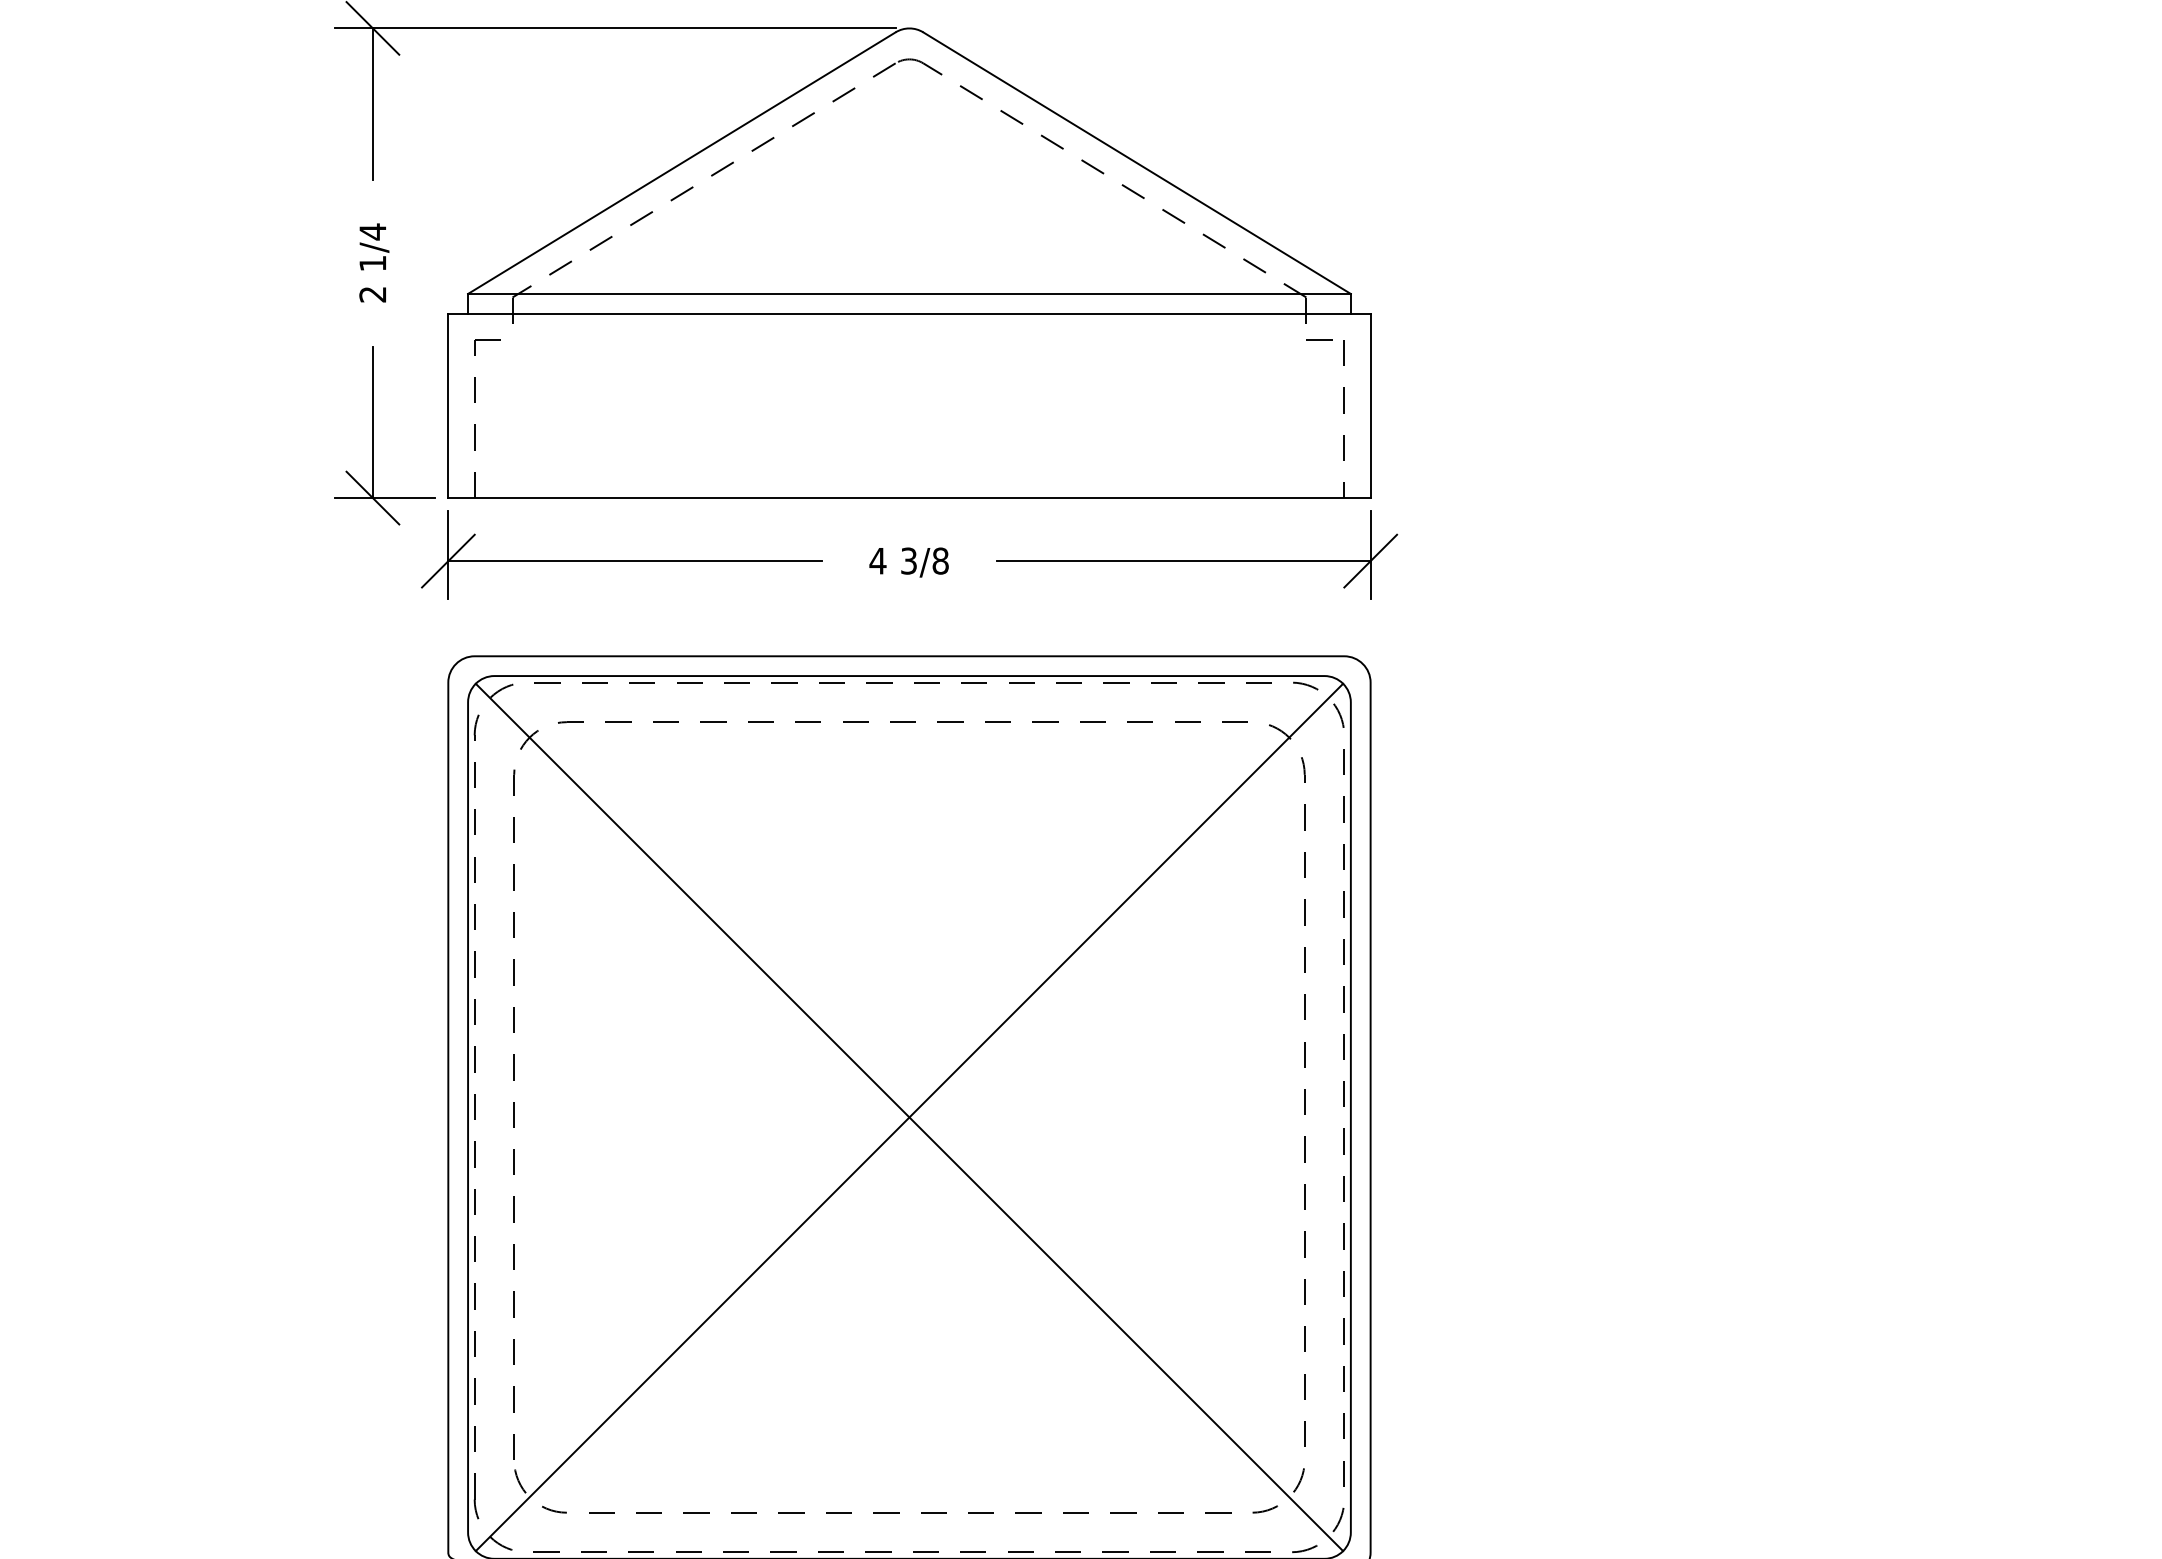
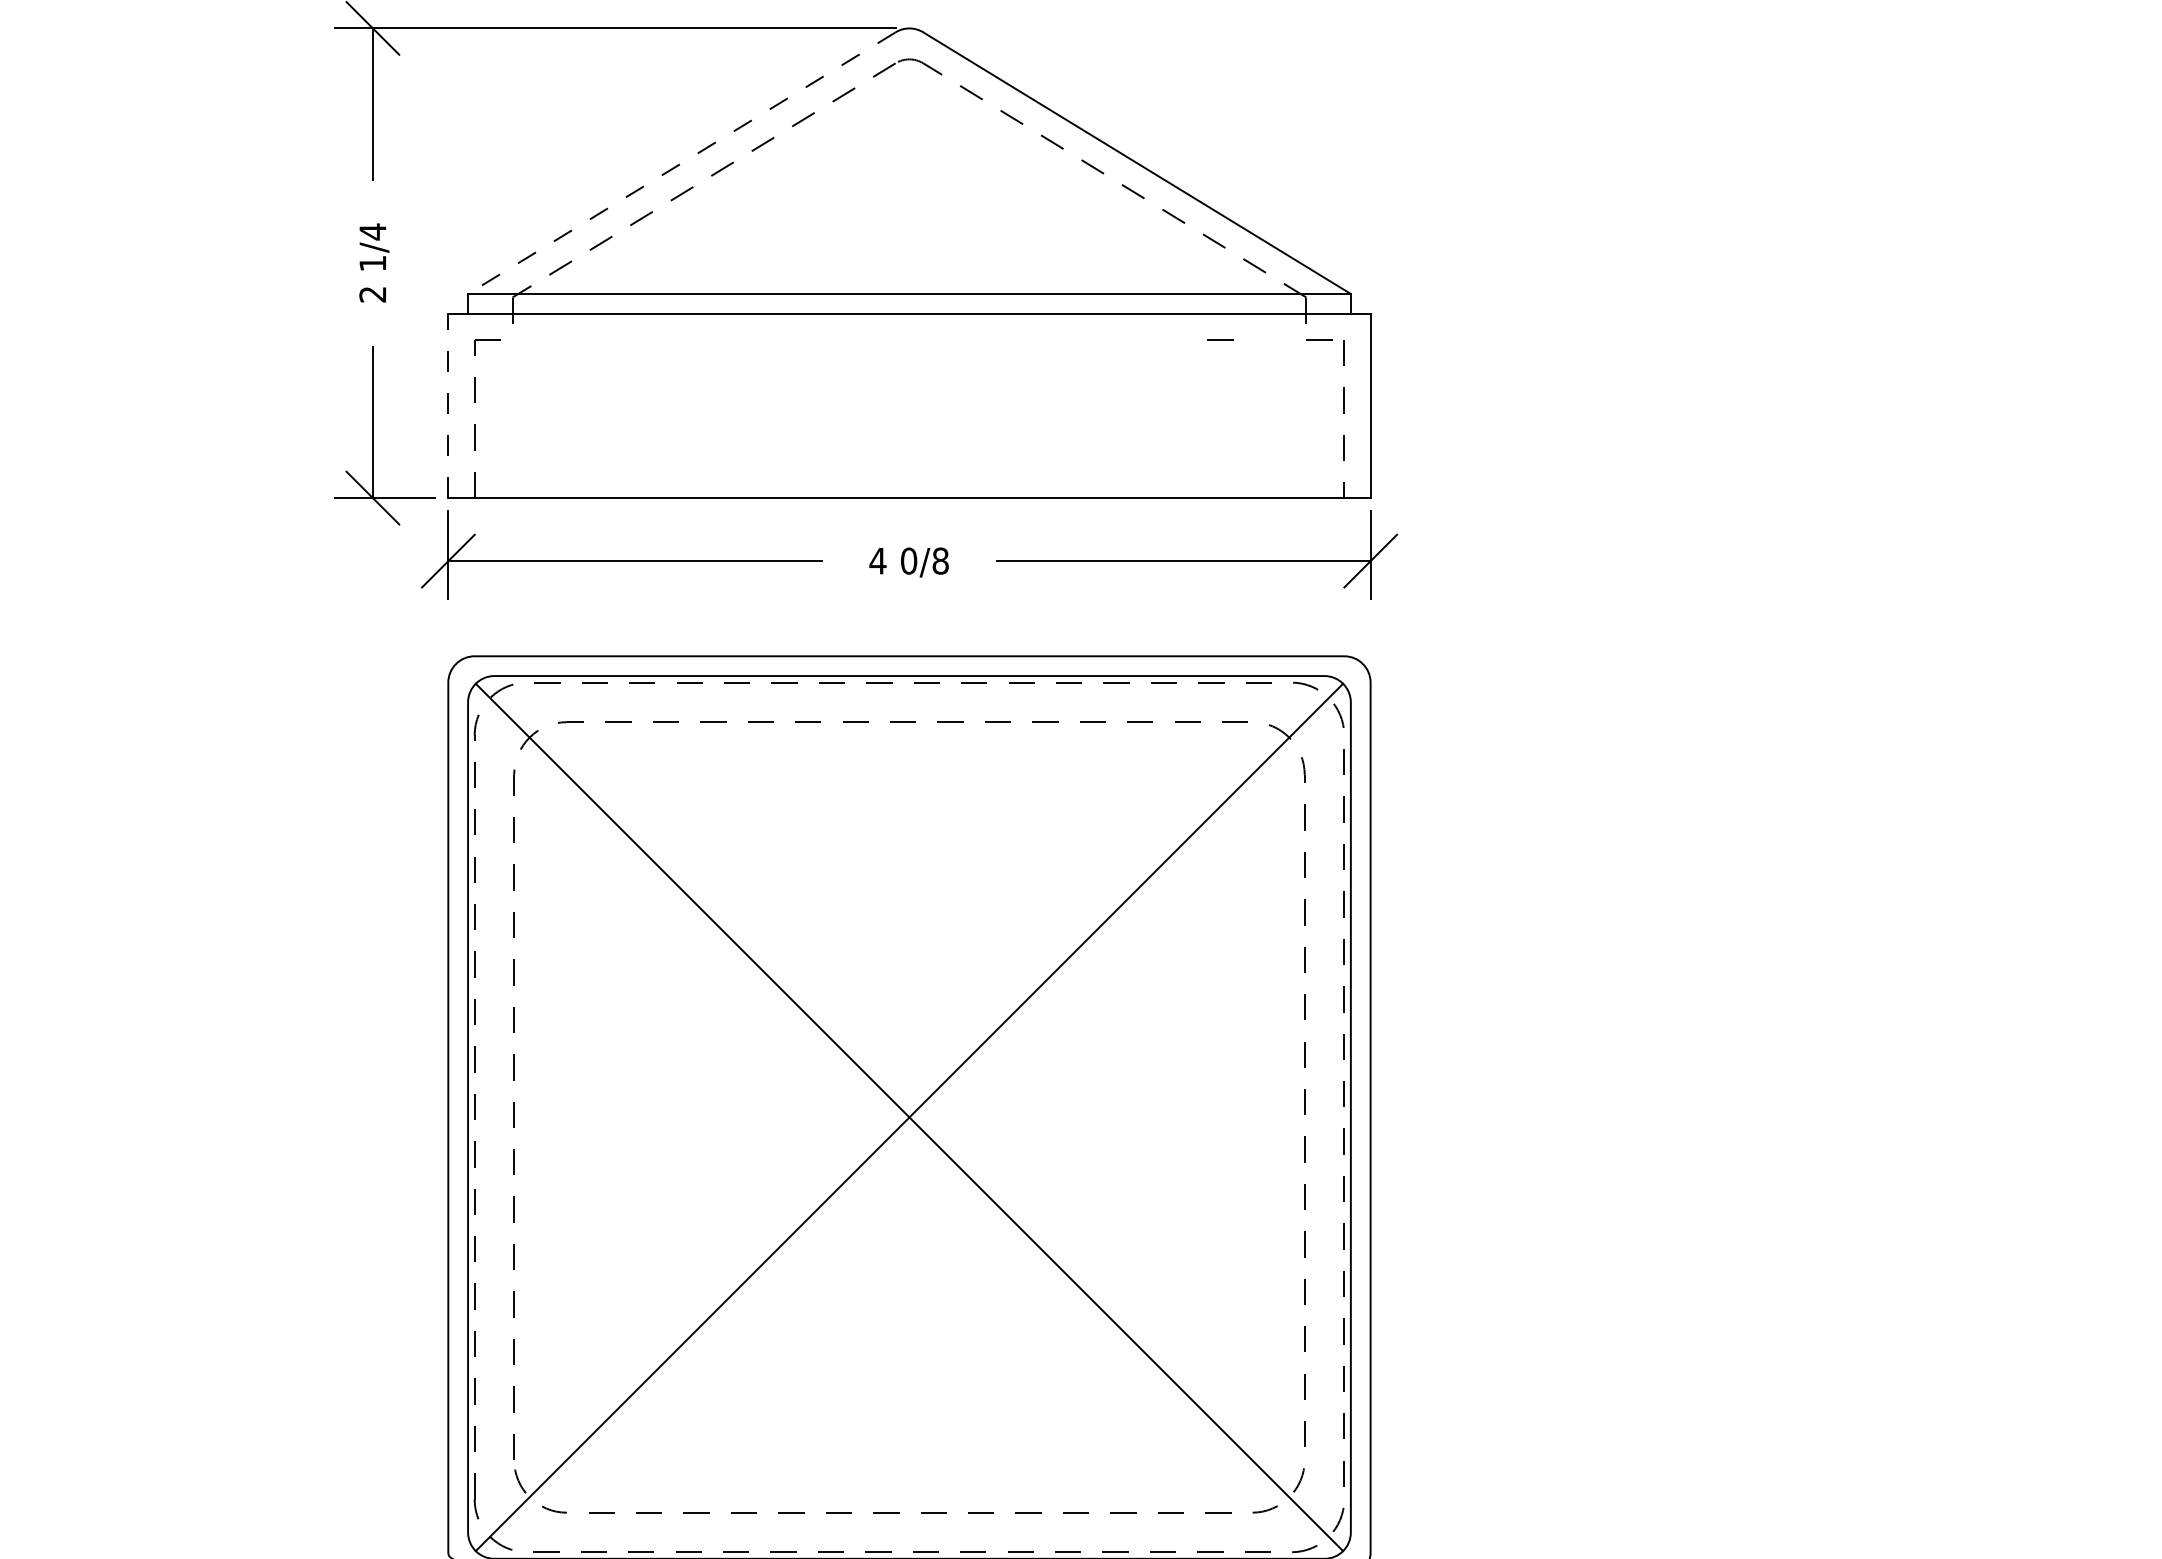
line: solid -> dashed (681, 163)
line: none -> present (1220, 339)
line: solid -> dashed (448, 405)
text: 3/8 -> 0/8 (909, 560)
